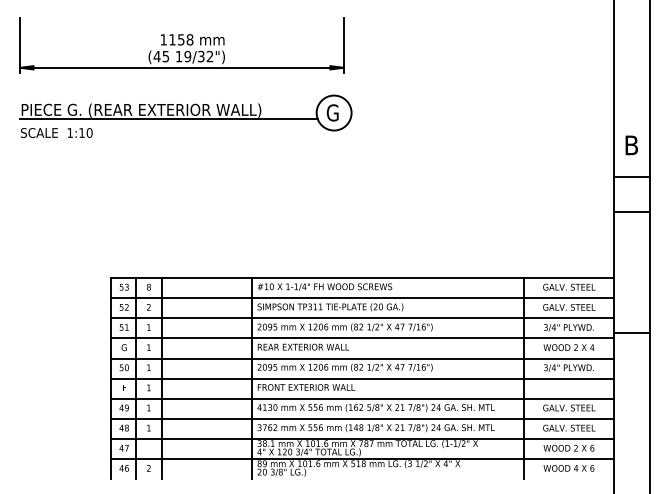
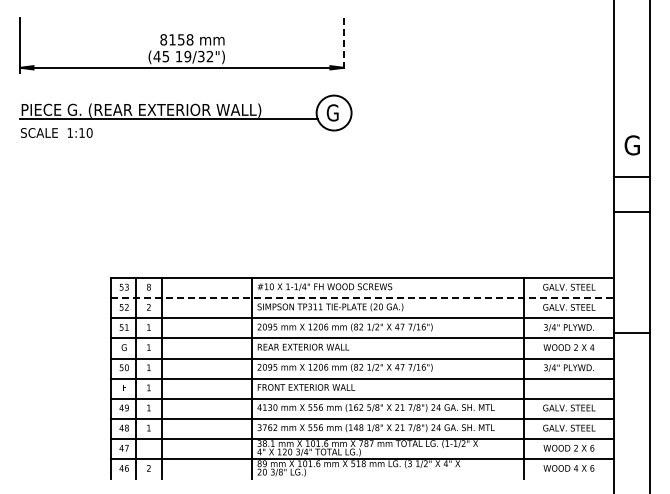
text: 1158 -> 8158 (163, 39)
line: solid -> dashed (343, 45)
text: B -> G (631, 145)
line: solid -> dashed (362, 298)
